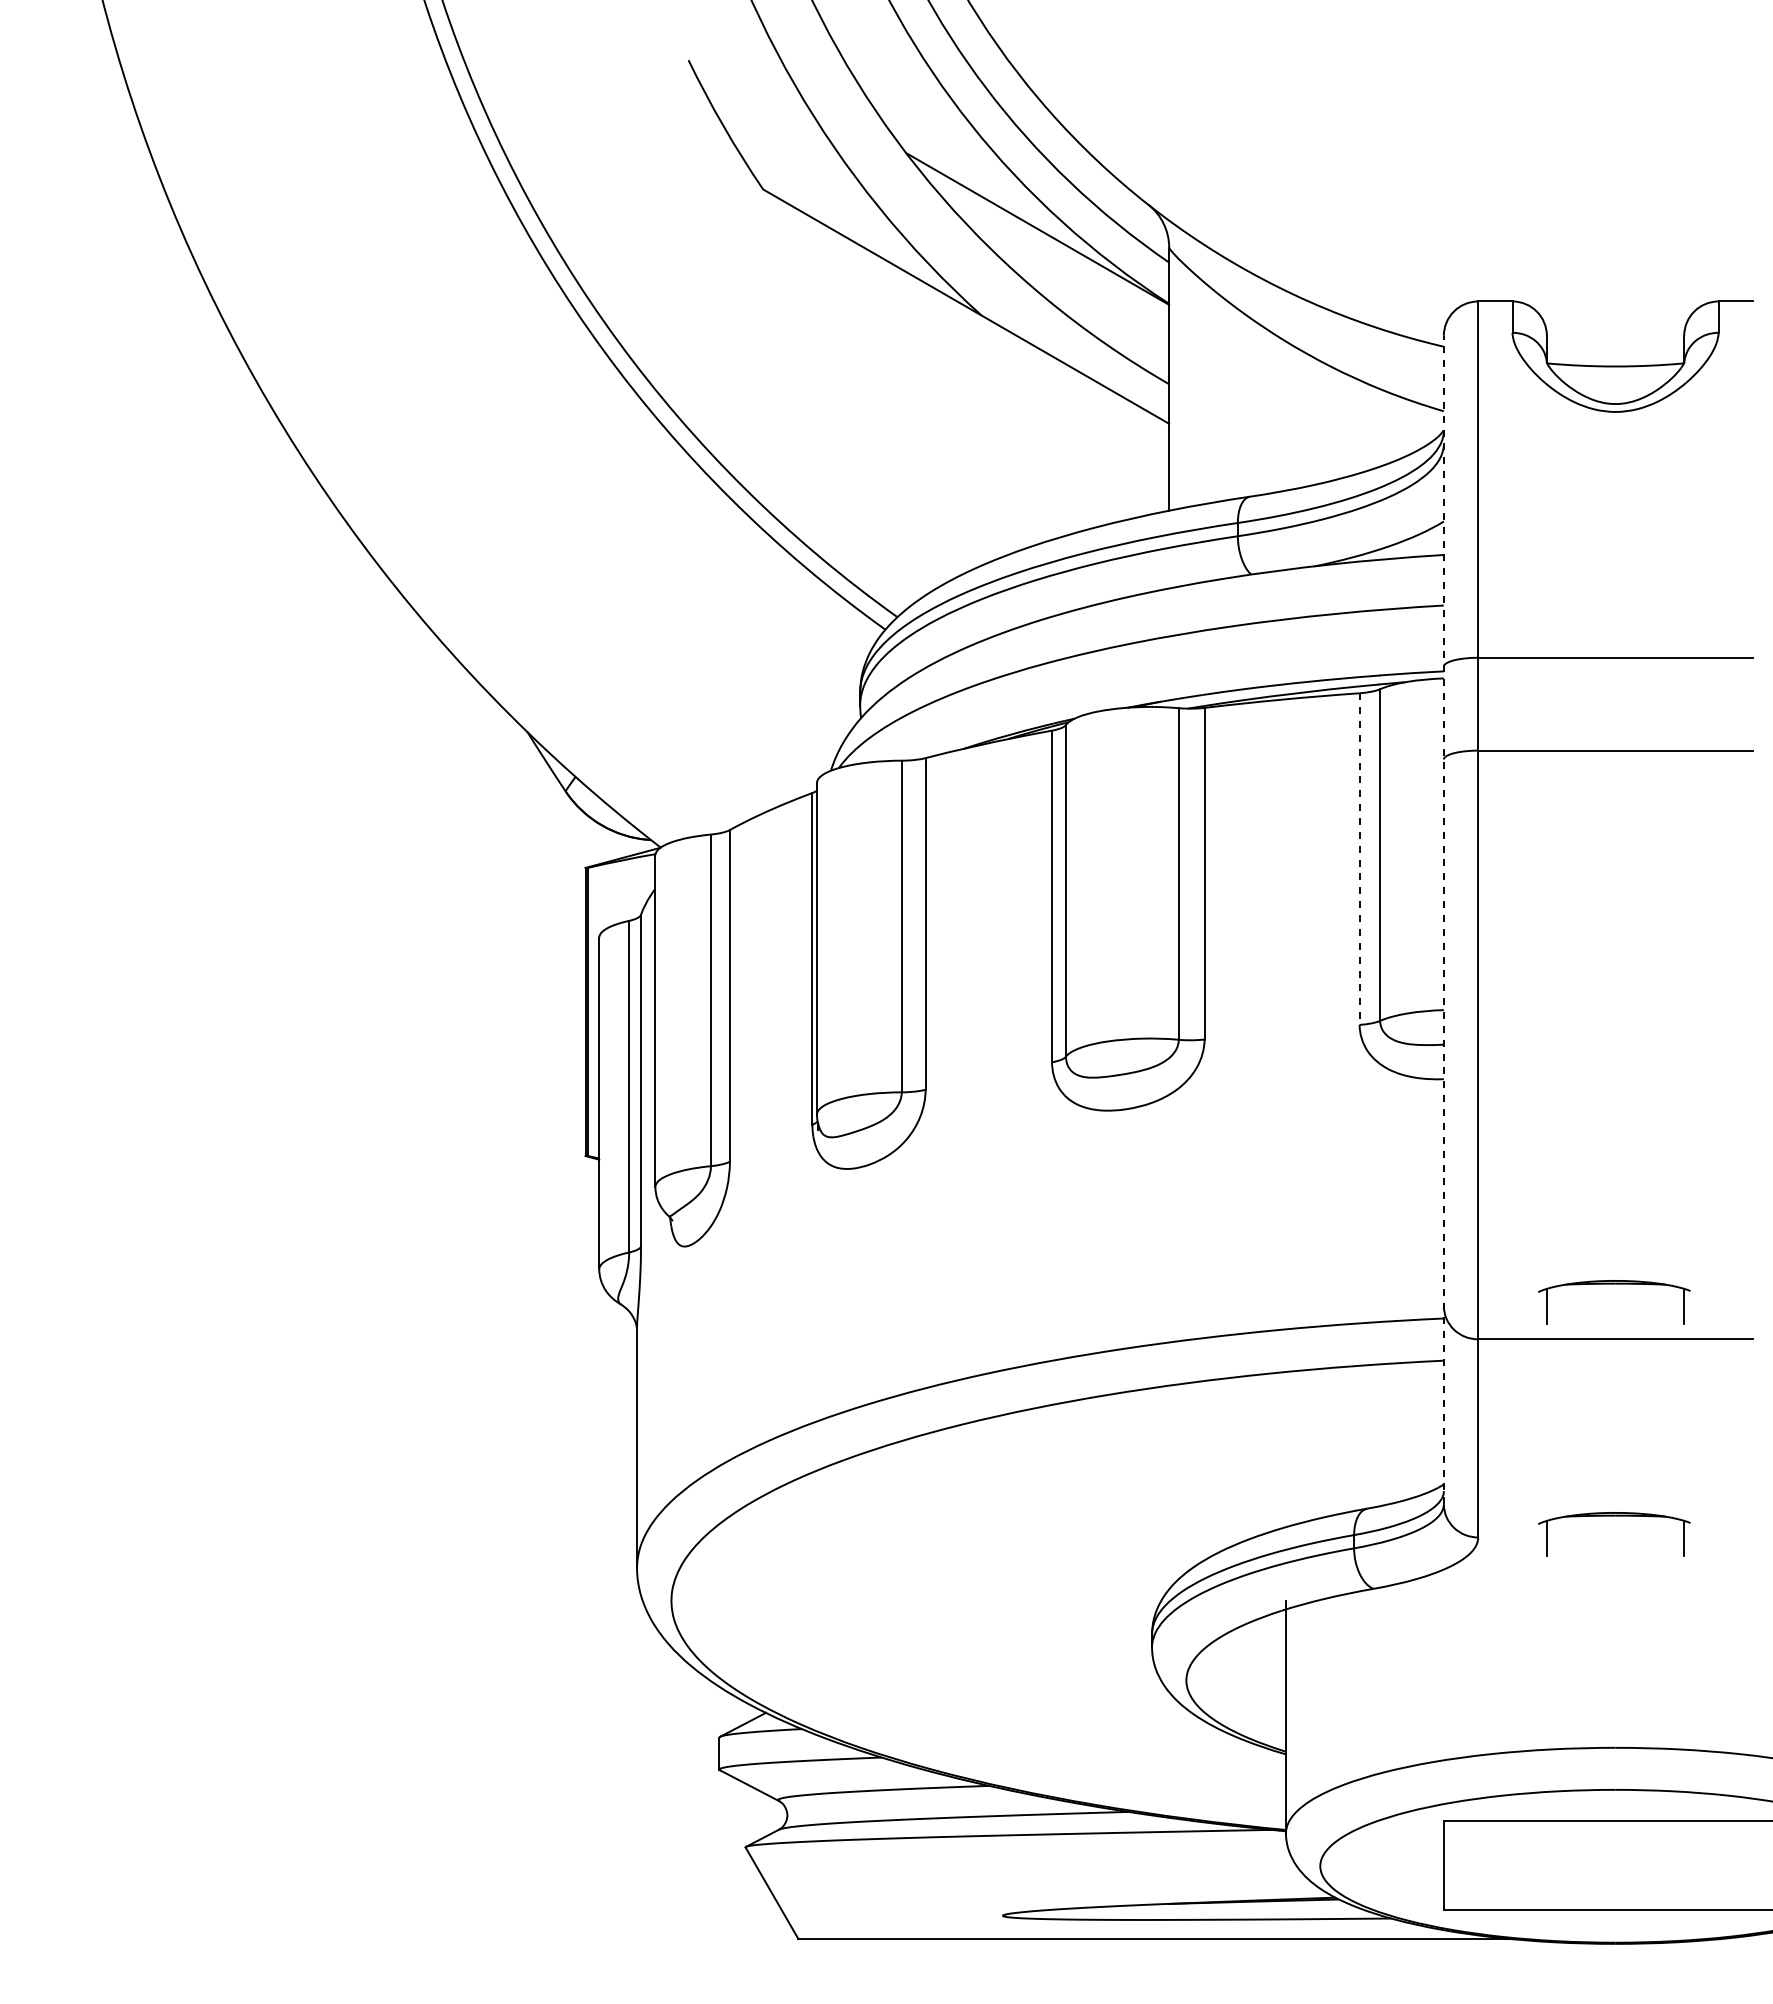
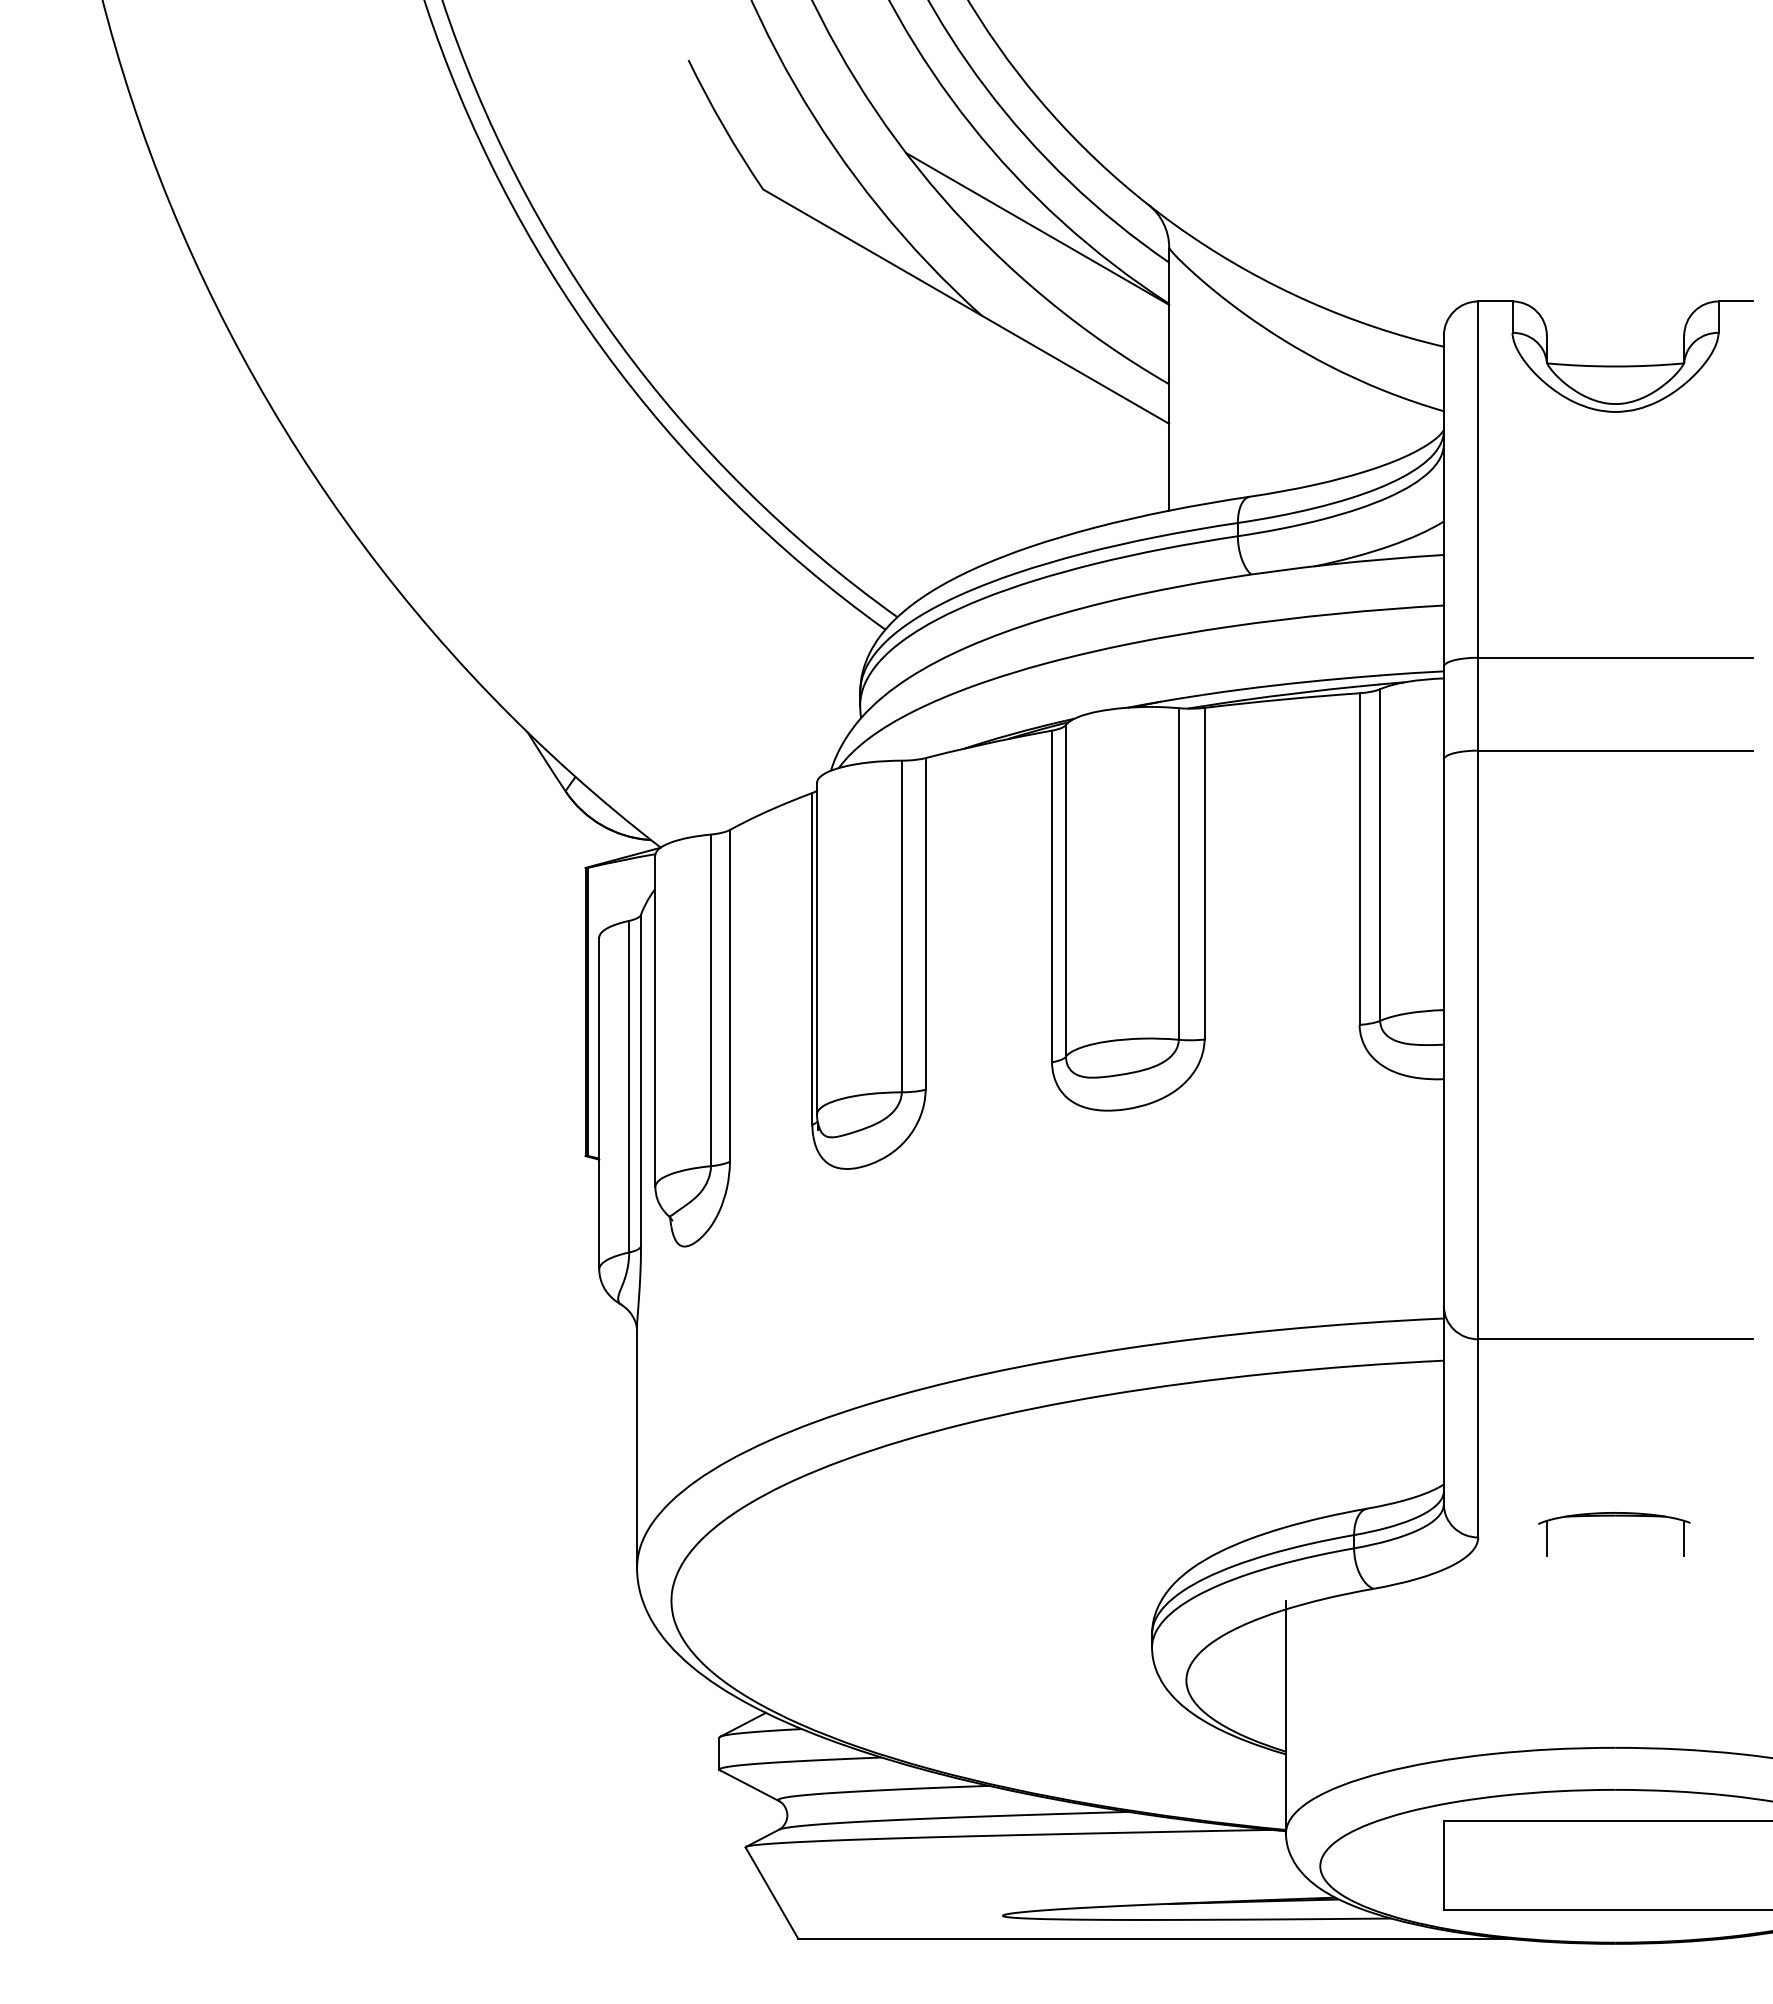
line: dashed -> solid (1359, 859)
line: dashed -> solid (1443, 919)
part: present -> none (1614, 1284)
